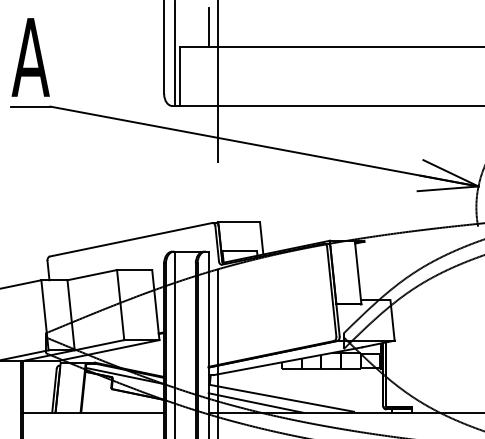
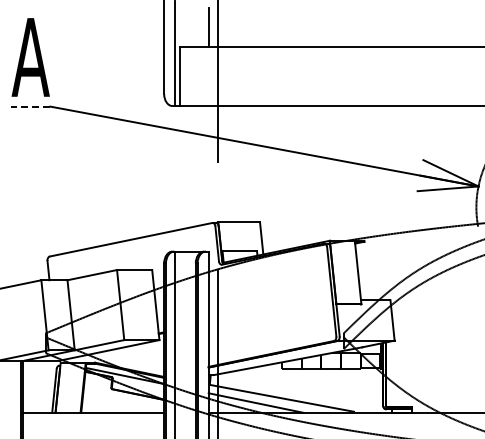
line: solid -> dashed (30, 106)
